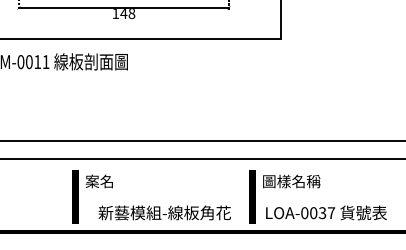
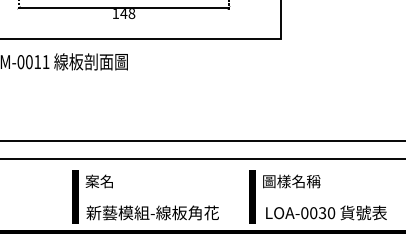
text position: (164, 212) -> (152, 212) (152, 212)
text: LOA-0037 -> LOA-0030 (331, 213)
